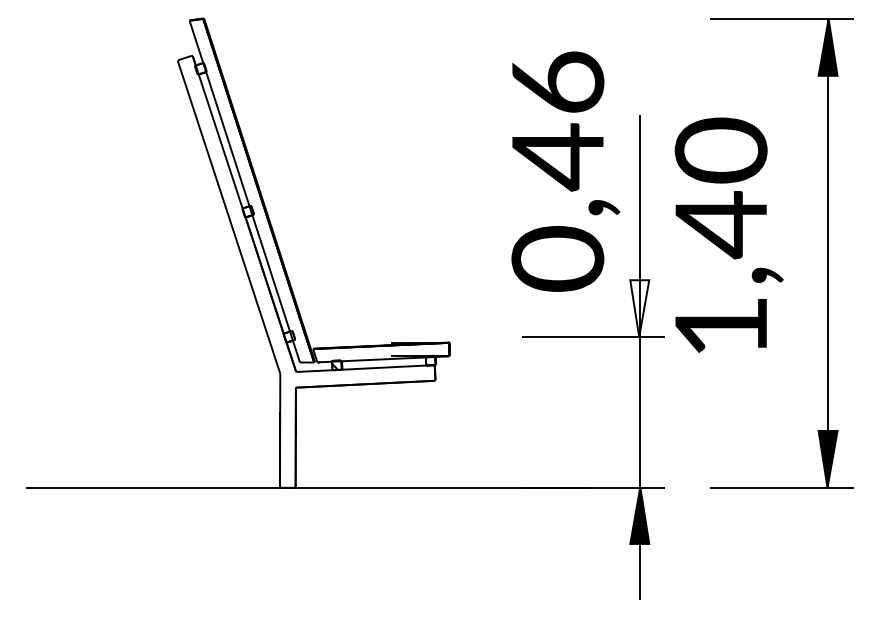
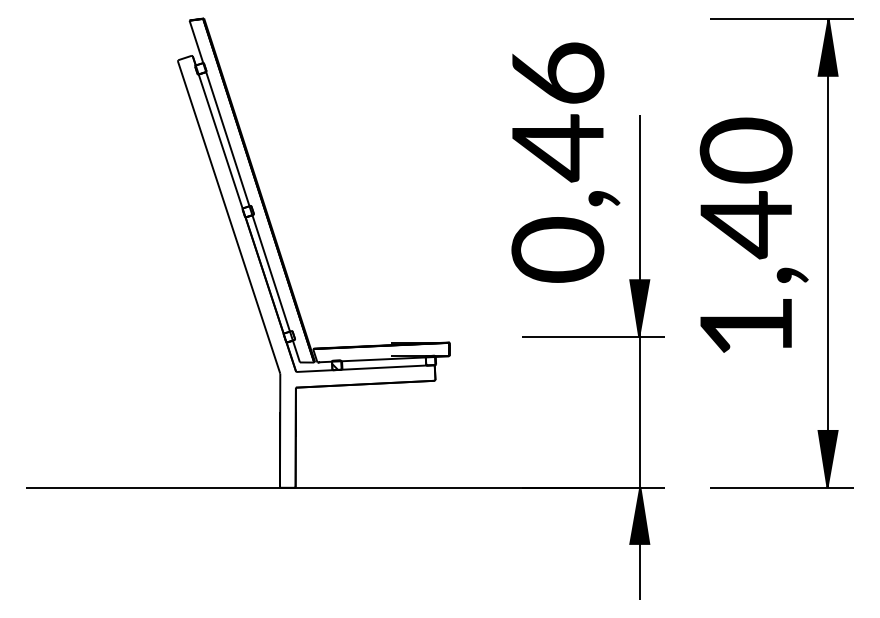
text position: (565, 171) -> (565, 162) (565, 162)
text position: (728, 234) -> (753, 234) (753, 234)
fill: none -> present (639, 308)
